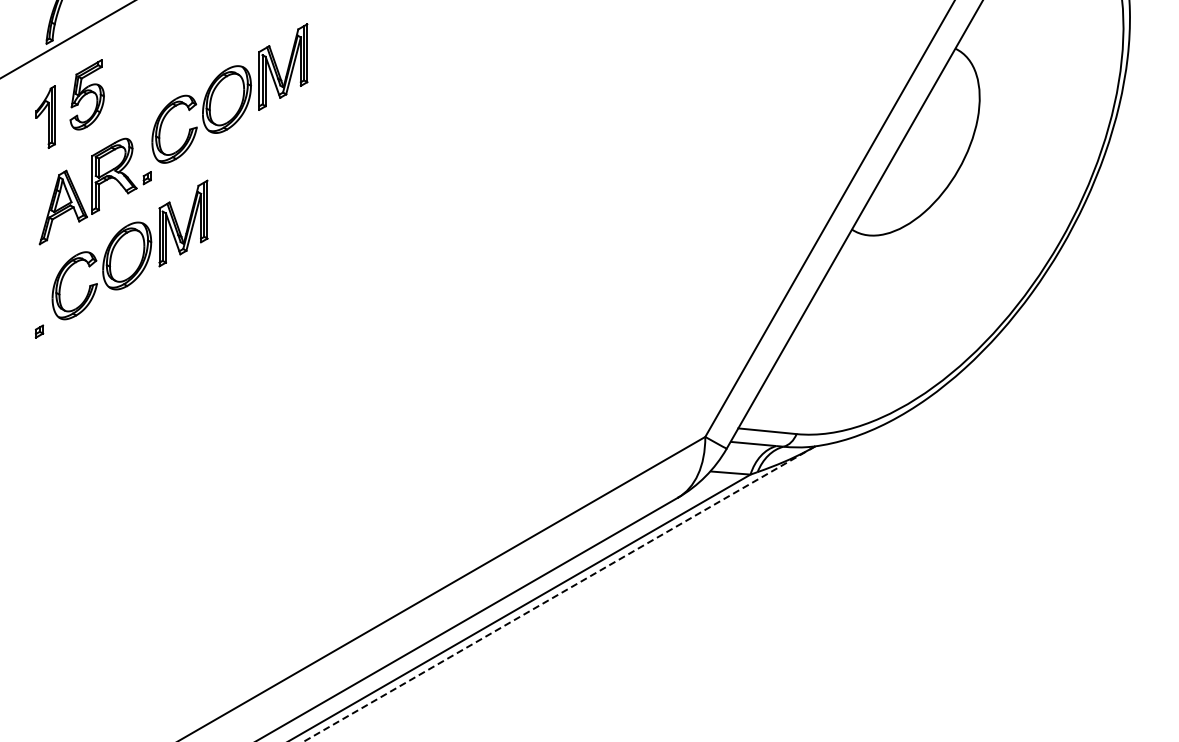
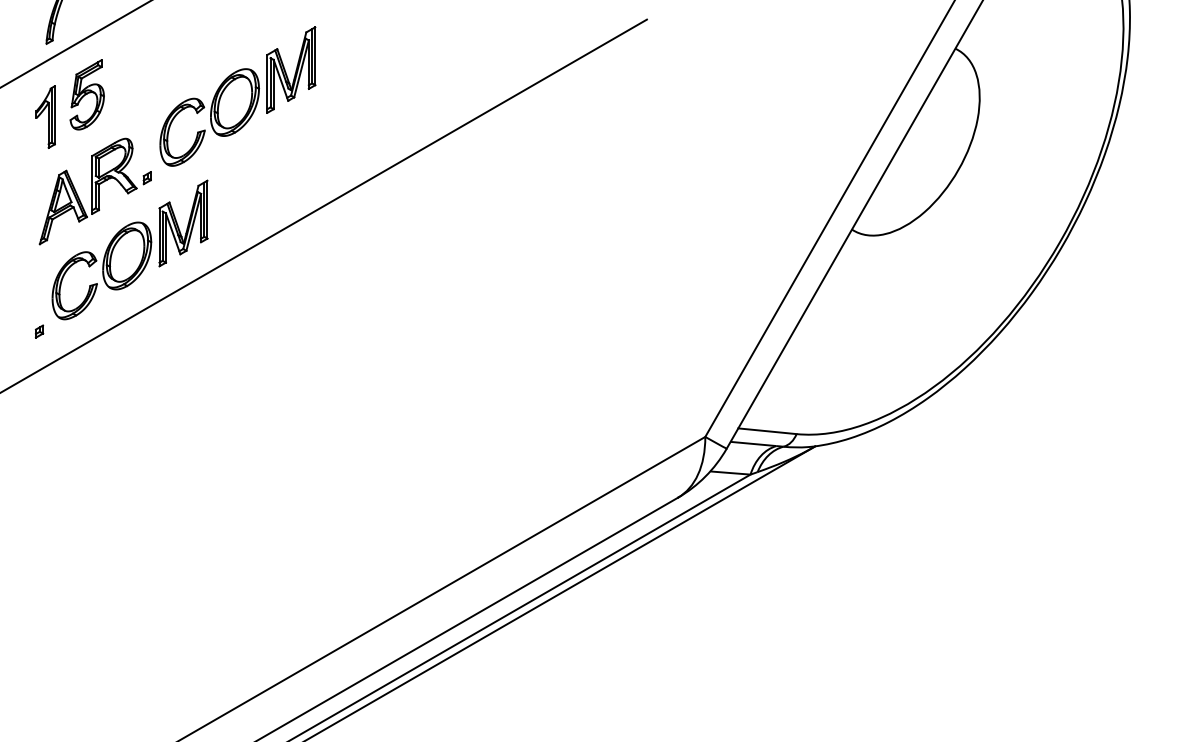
line position: (67, 39) -> (75, 44) (75, 44)
part position: (229, 93) -> (237, 96) (237, 96)
line: none -> present (324, 205)
line: dashed -> solid (559, 594)
